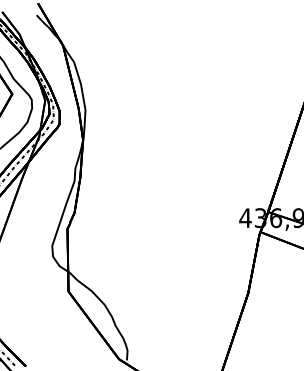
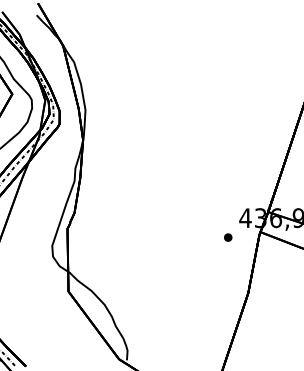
part: none -> present (228, 237)
